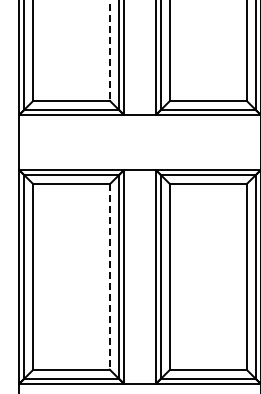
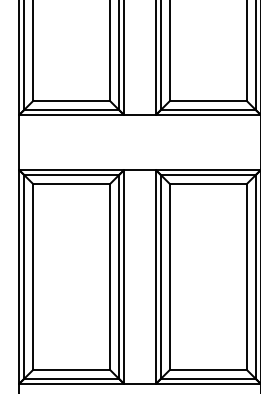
line: dashed -> solid (109, 50)
line: dashed -> solid (109, 276)
